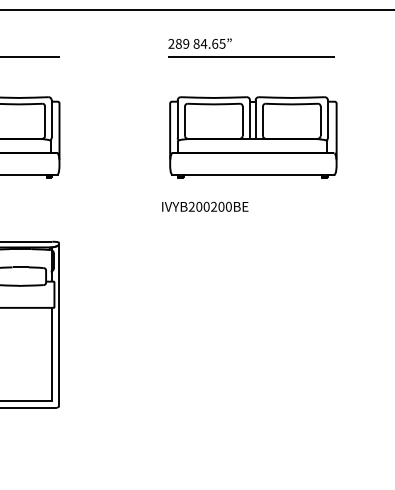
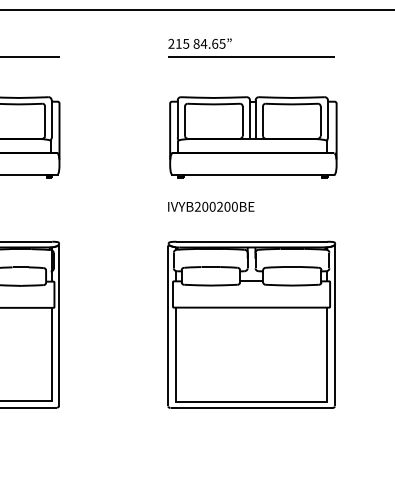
text: 289 -> 215 (182, 43)
text position: (205, 206) -> (211, 206) (211, 206)
part: none -> present (251, 324)
